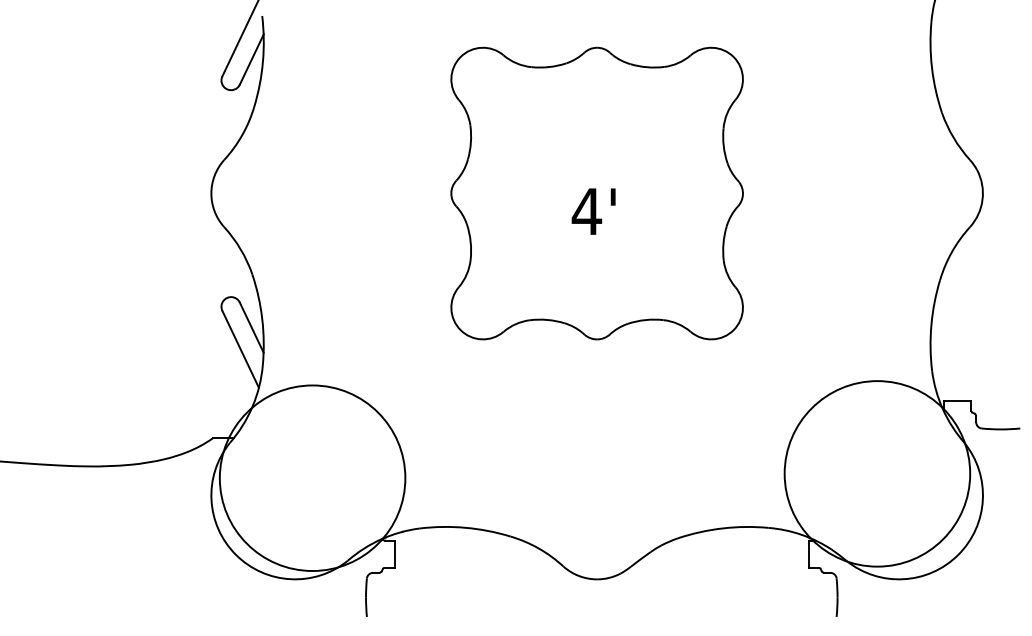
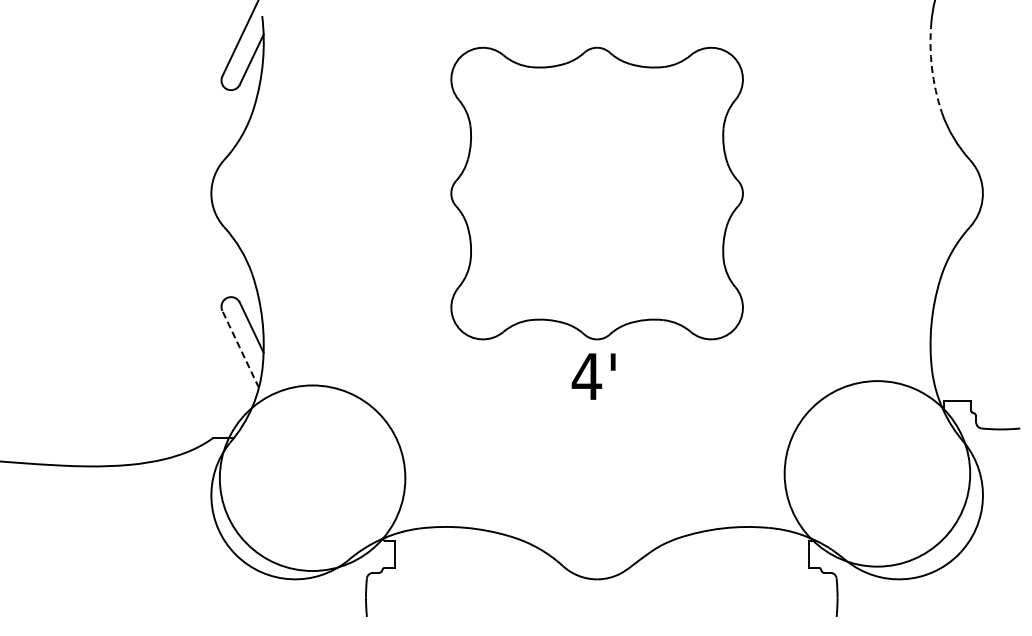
arc: solid -> dashed (932, 67)
text position: (593, 211) -> (593, 376) (593, 376)
line: solid -> dashed (240, 349)
